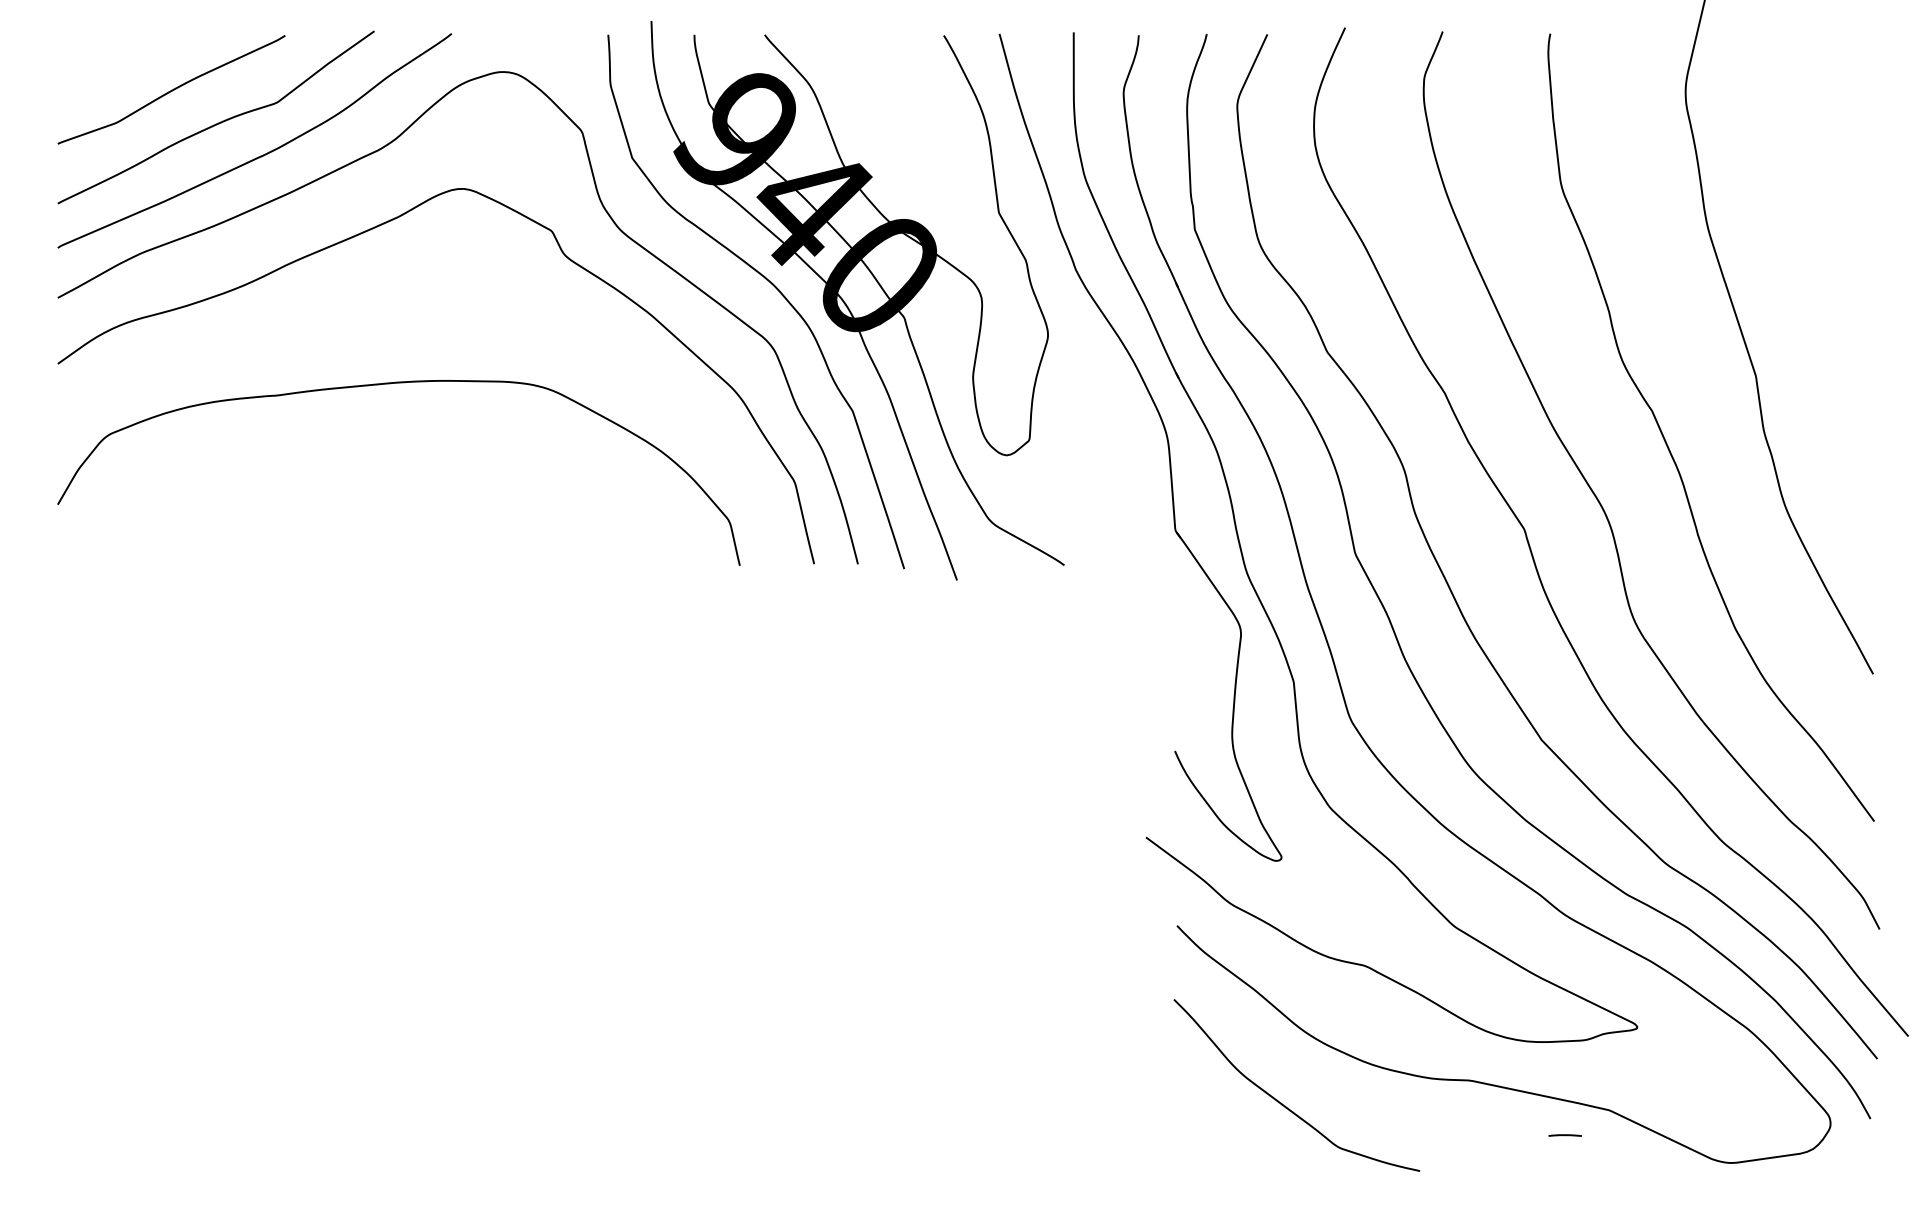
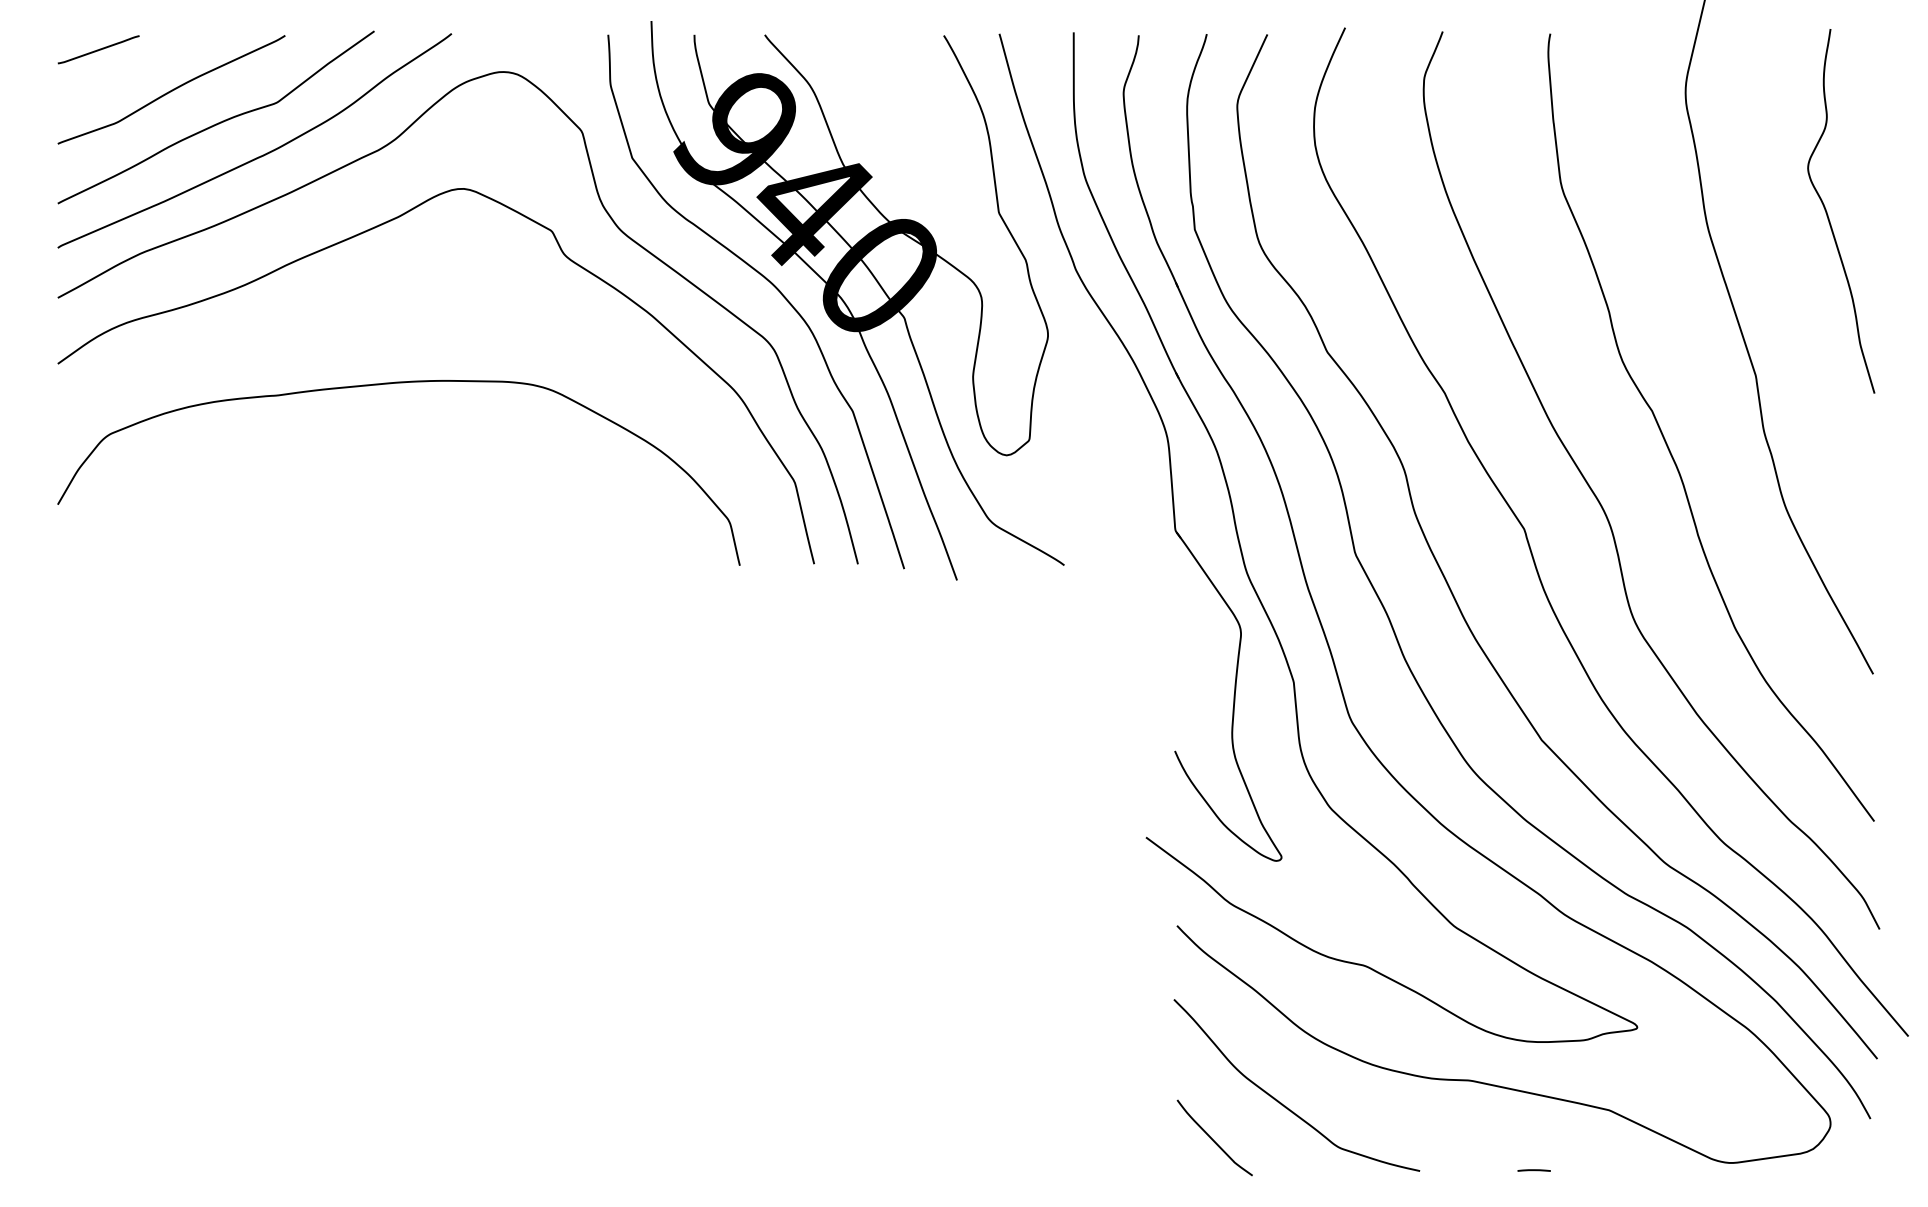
line: none -> present (98, 49)
curve: none -> present (1828, 214)
line position: (1564, 1135) -> (1533, 1170) (1533, 1170)
curve: none -> present (1212, 1138)
